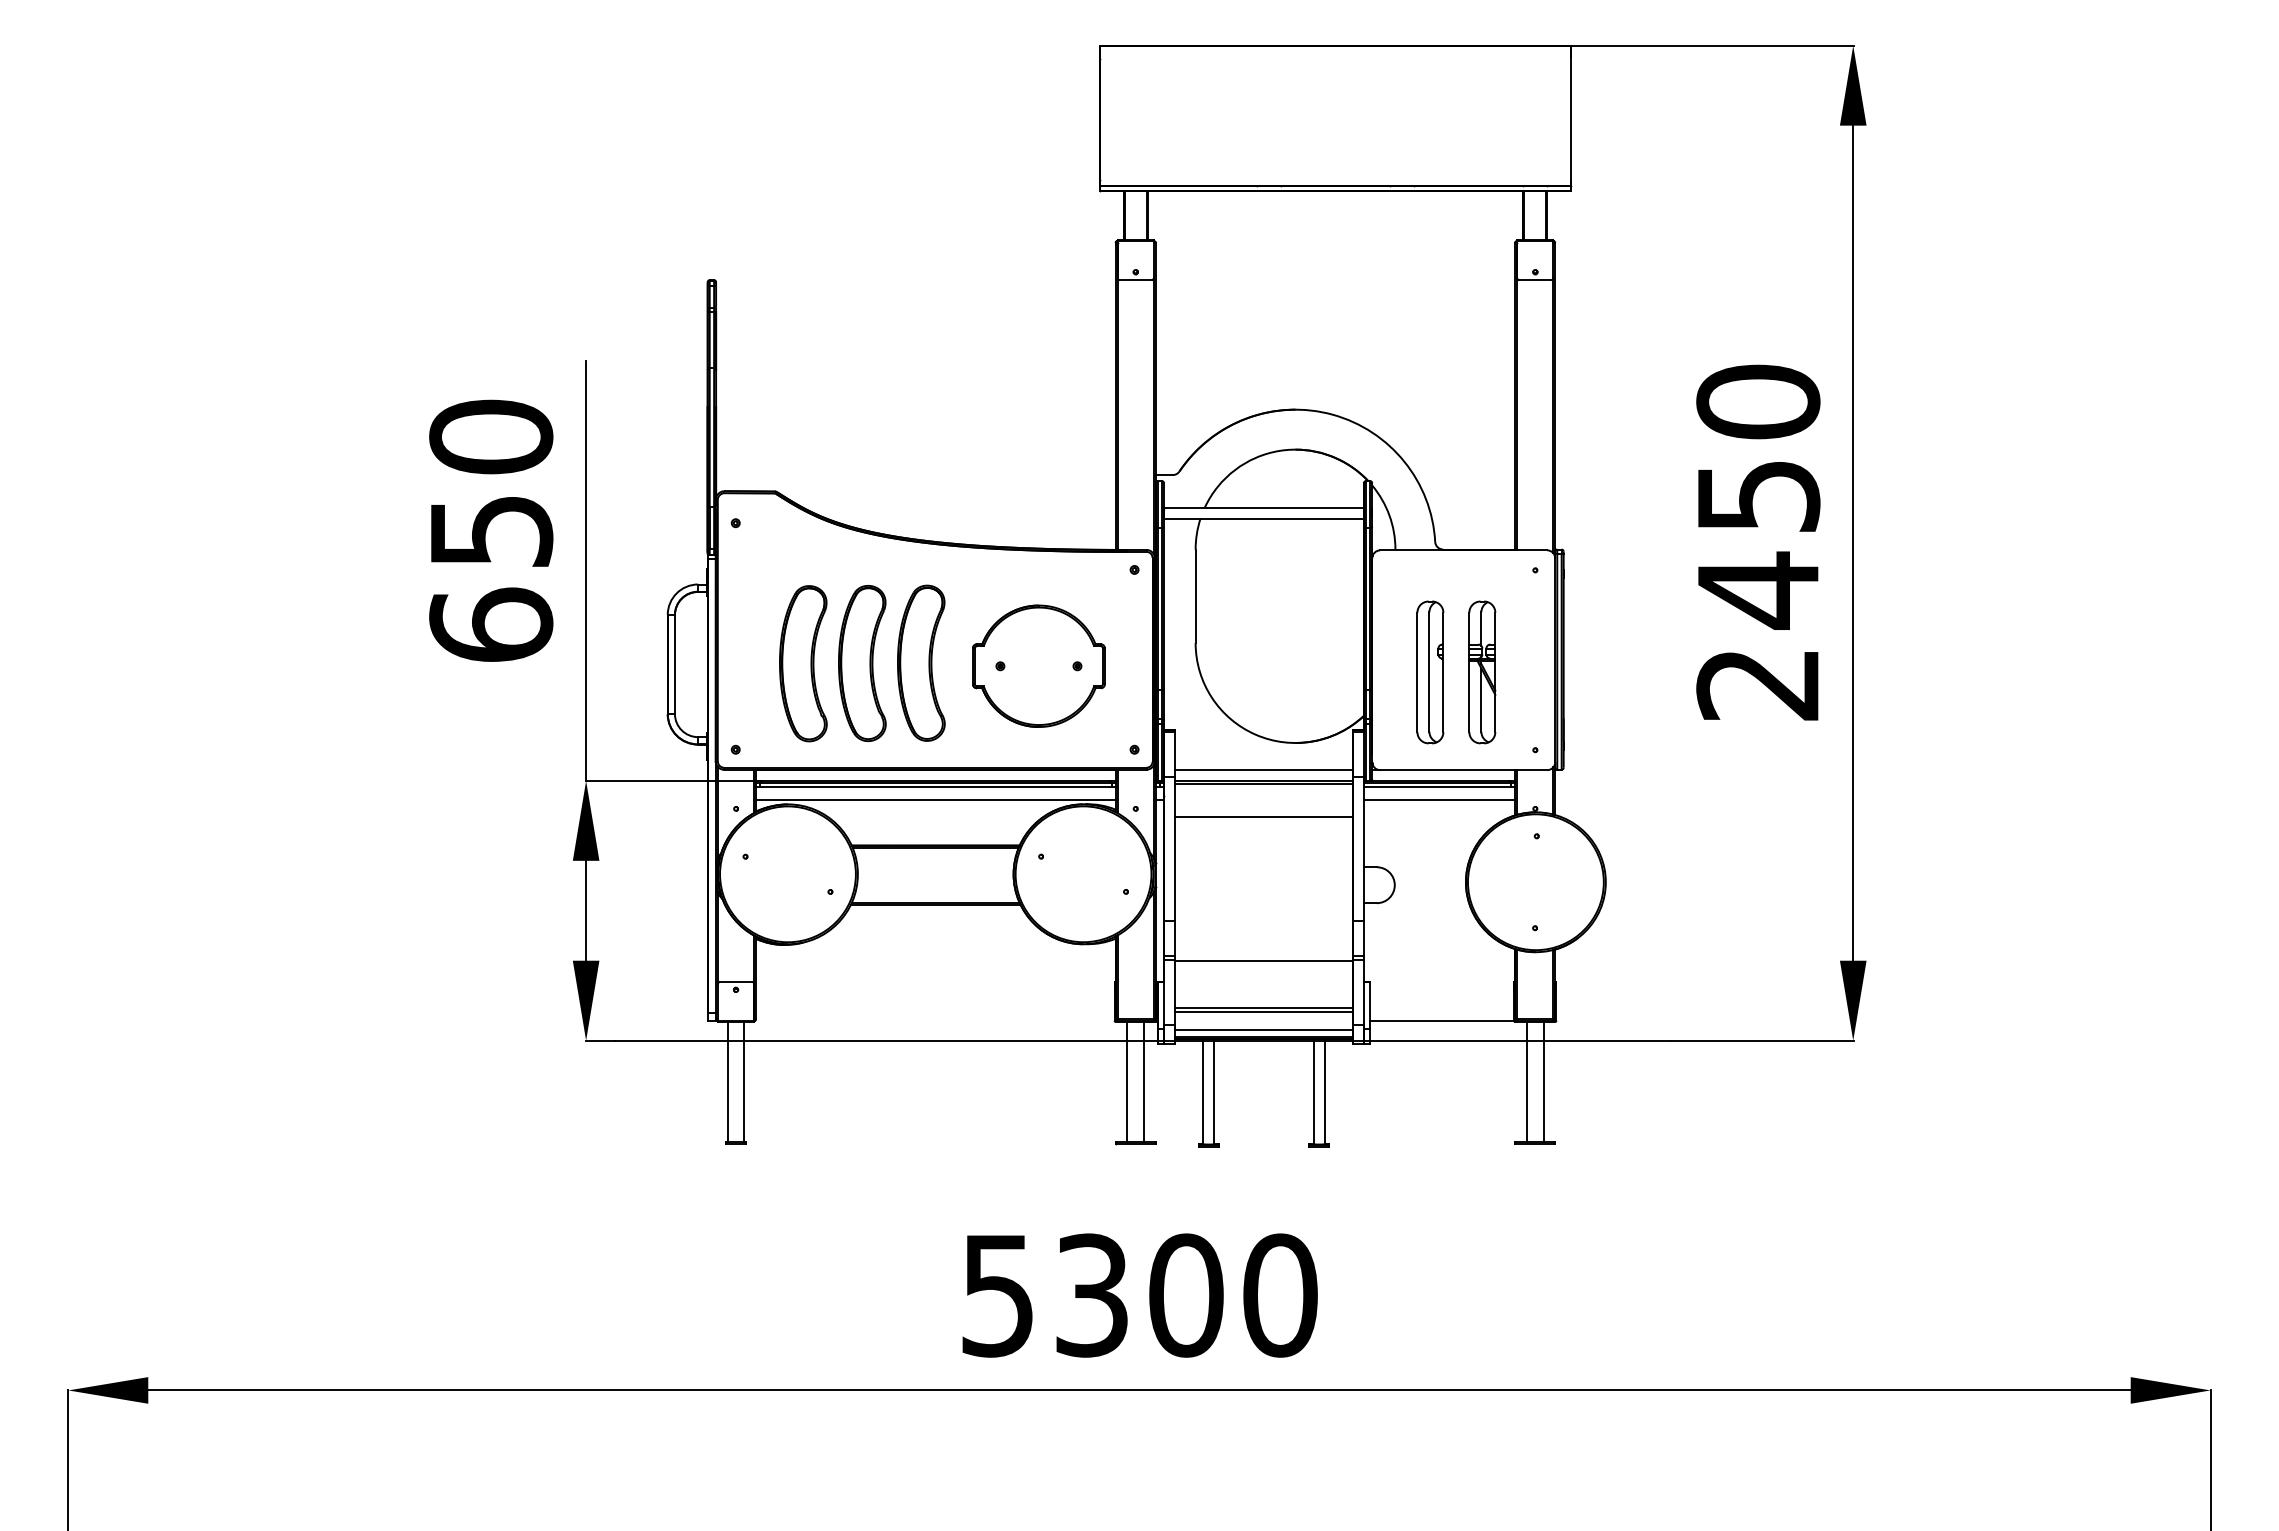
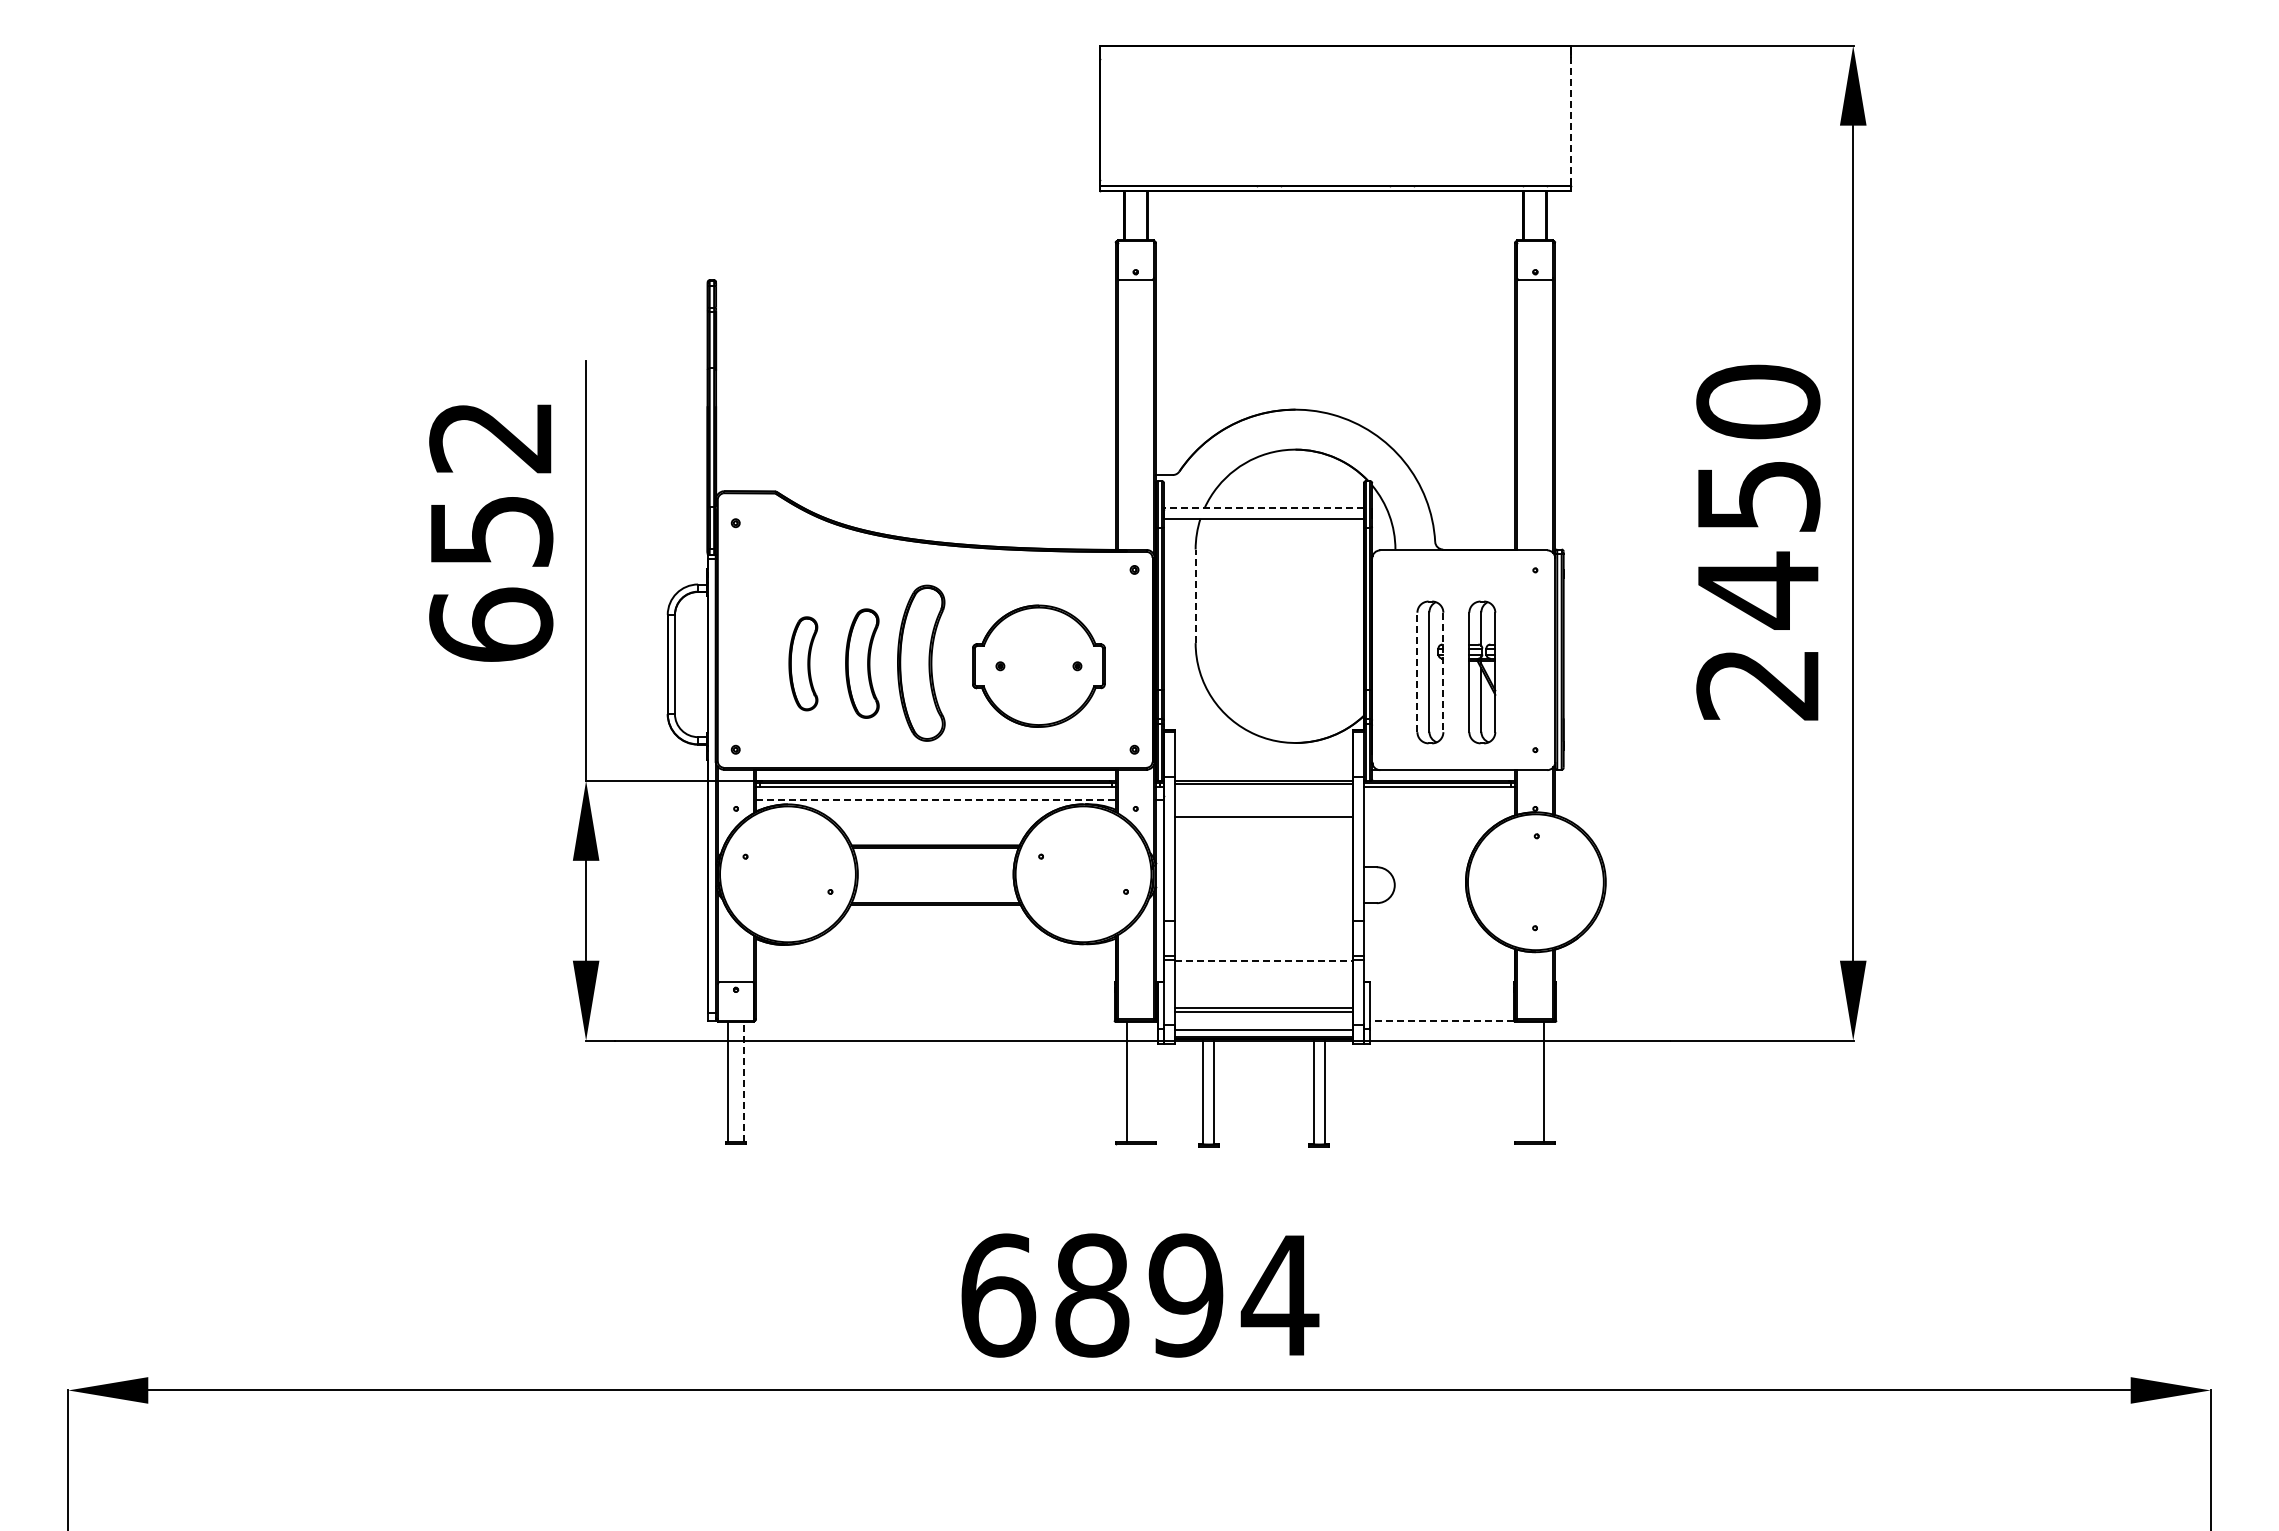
line: solid -> dashed (1571, 115)
text: 650 -> 652 (491, 436)
line: solid -> dashed (1263, 507)
line: solid -> dashed (1195, 596)
part size: 49x158 px -> 31x96 px (803, 663)
part size: 49x158 px -> 35x111 px (862, 663)
line: solid -> dashed (1417, 672)
line: solid -> dashed (1443, 672)
line: present -> none (1263, 769)
line: solid -> dashed (935, 799)
line: present -> none (1439, 799)
line: solid -> dashed (1264, 960)
line: solid -> dashed (1441, 1020)
line: solid -> dashed (744, 1081)
line: present -> none (1144, 1081)
line: present -> none (1526, 1081)
text: 5300 -> 6894 (1140, 1295)
